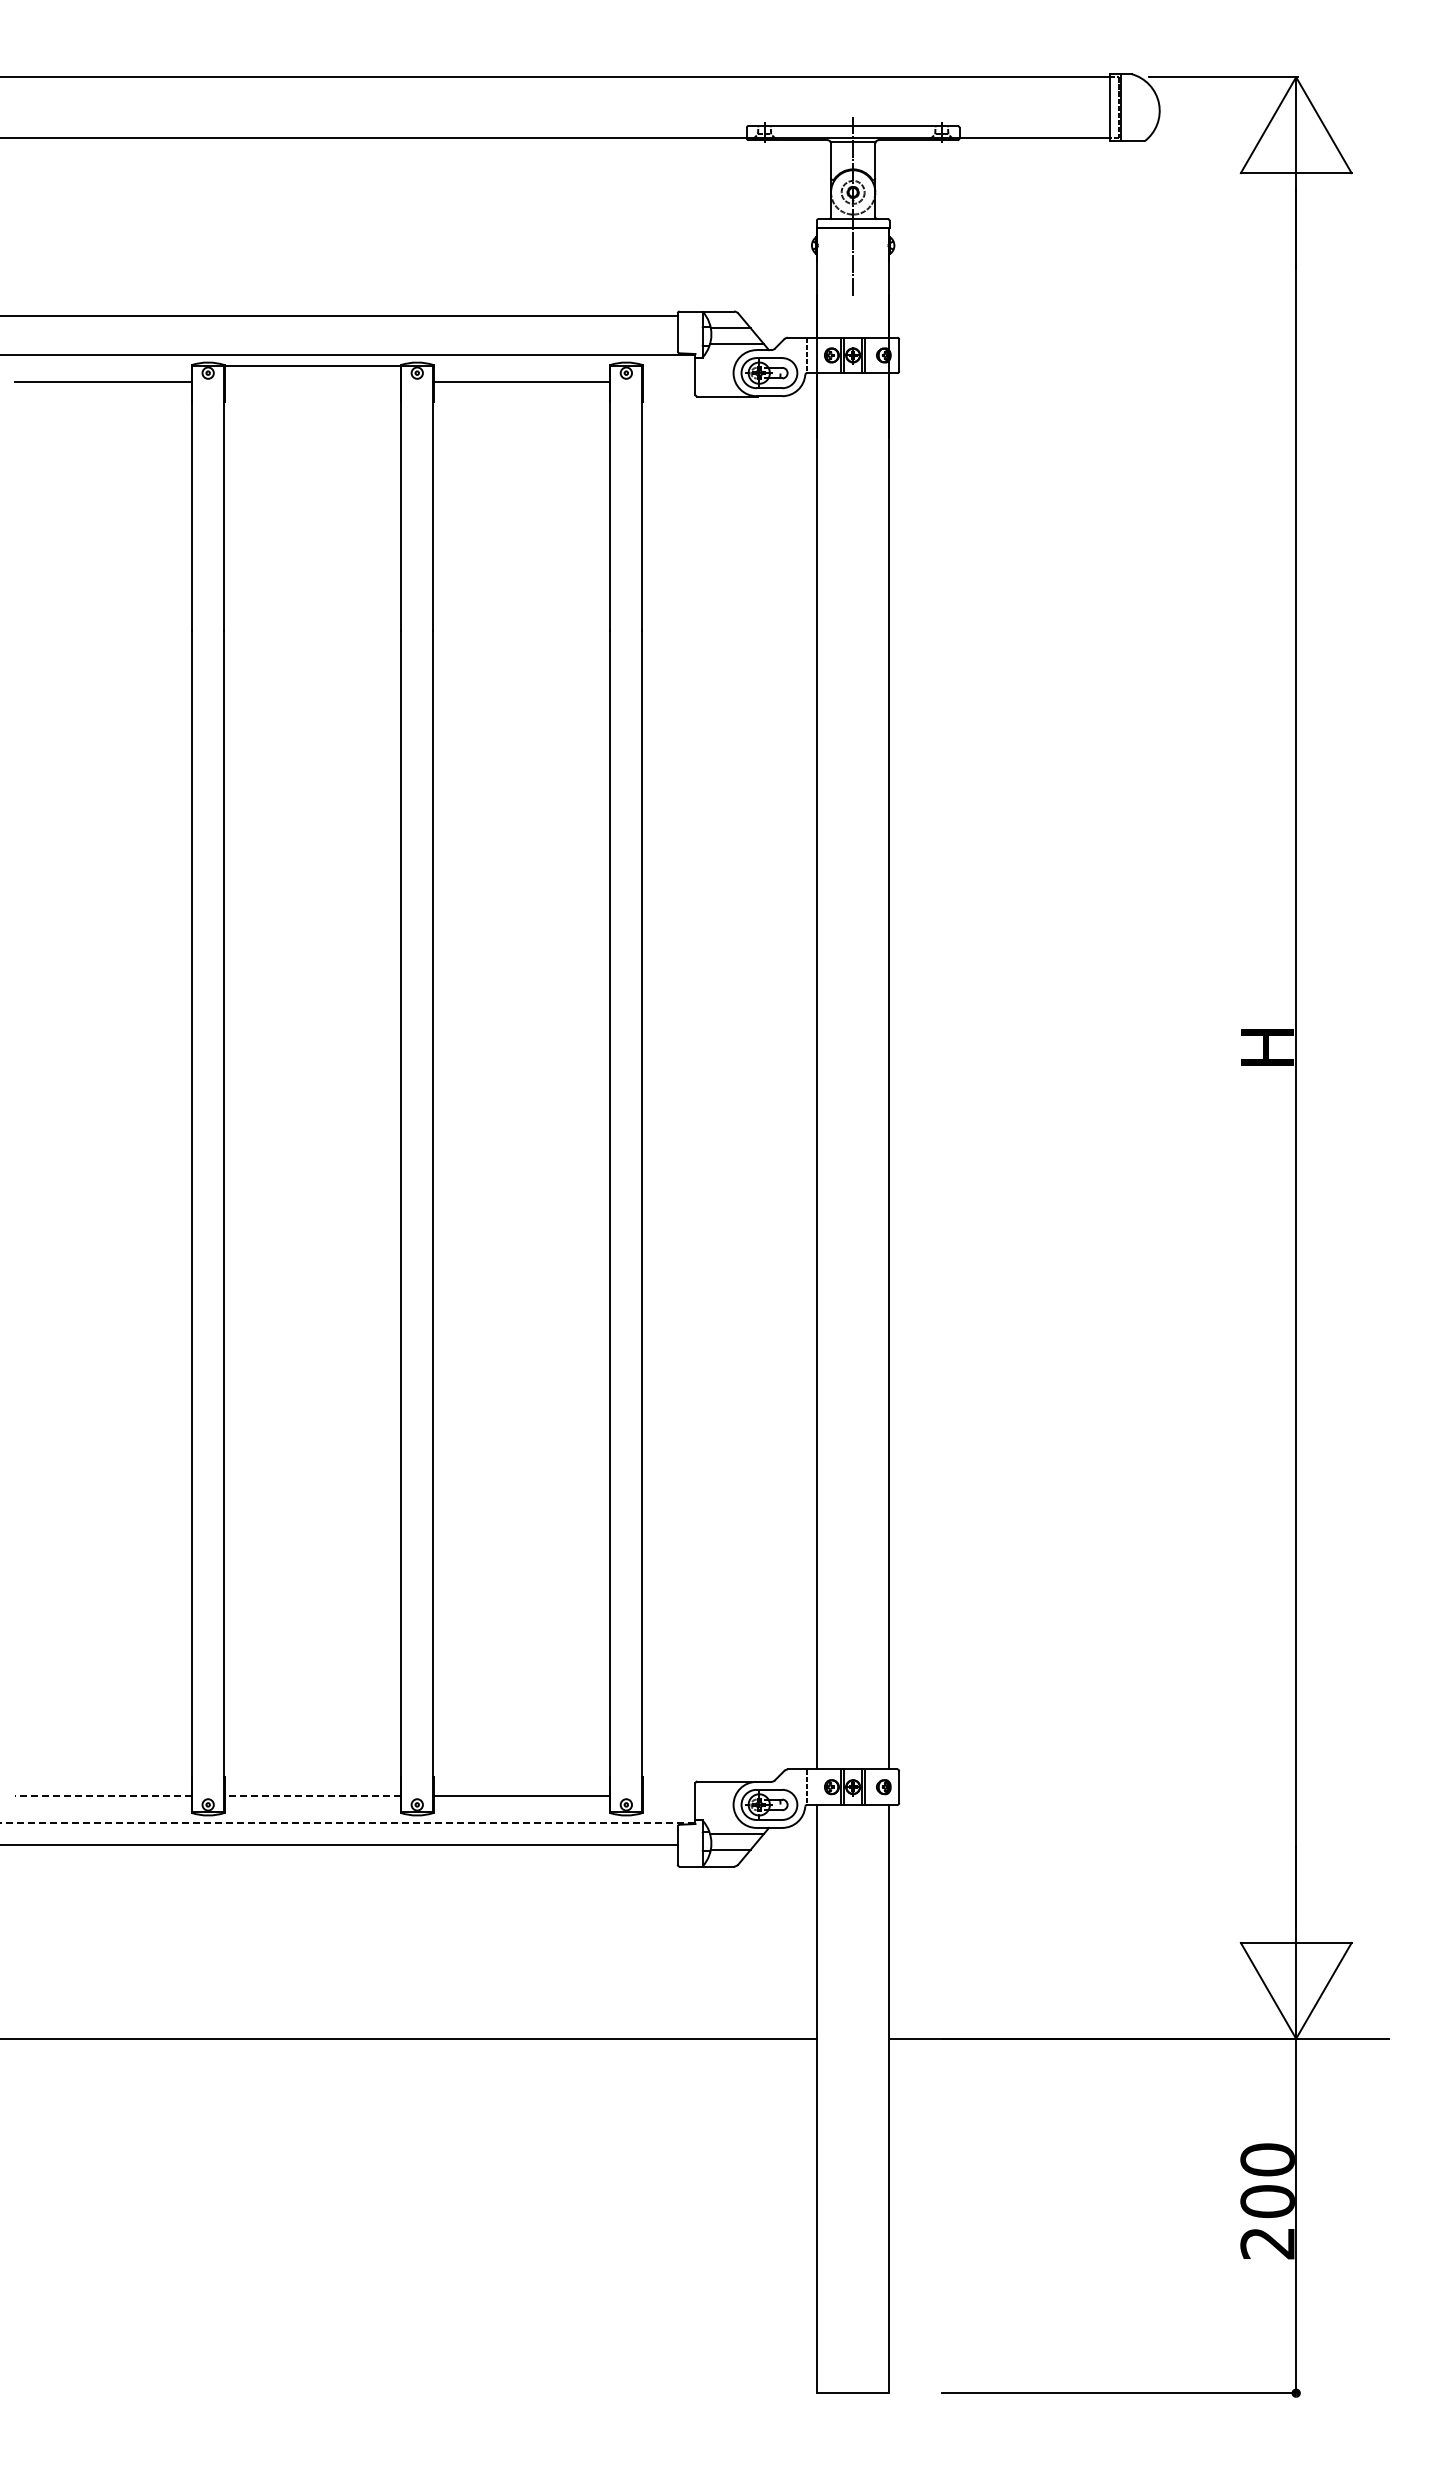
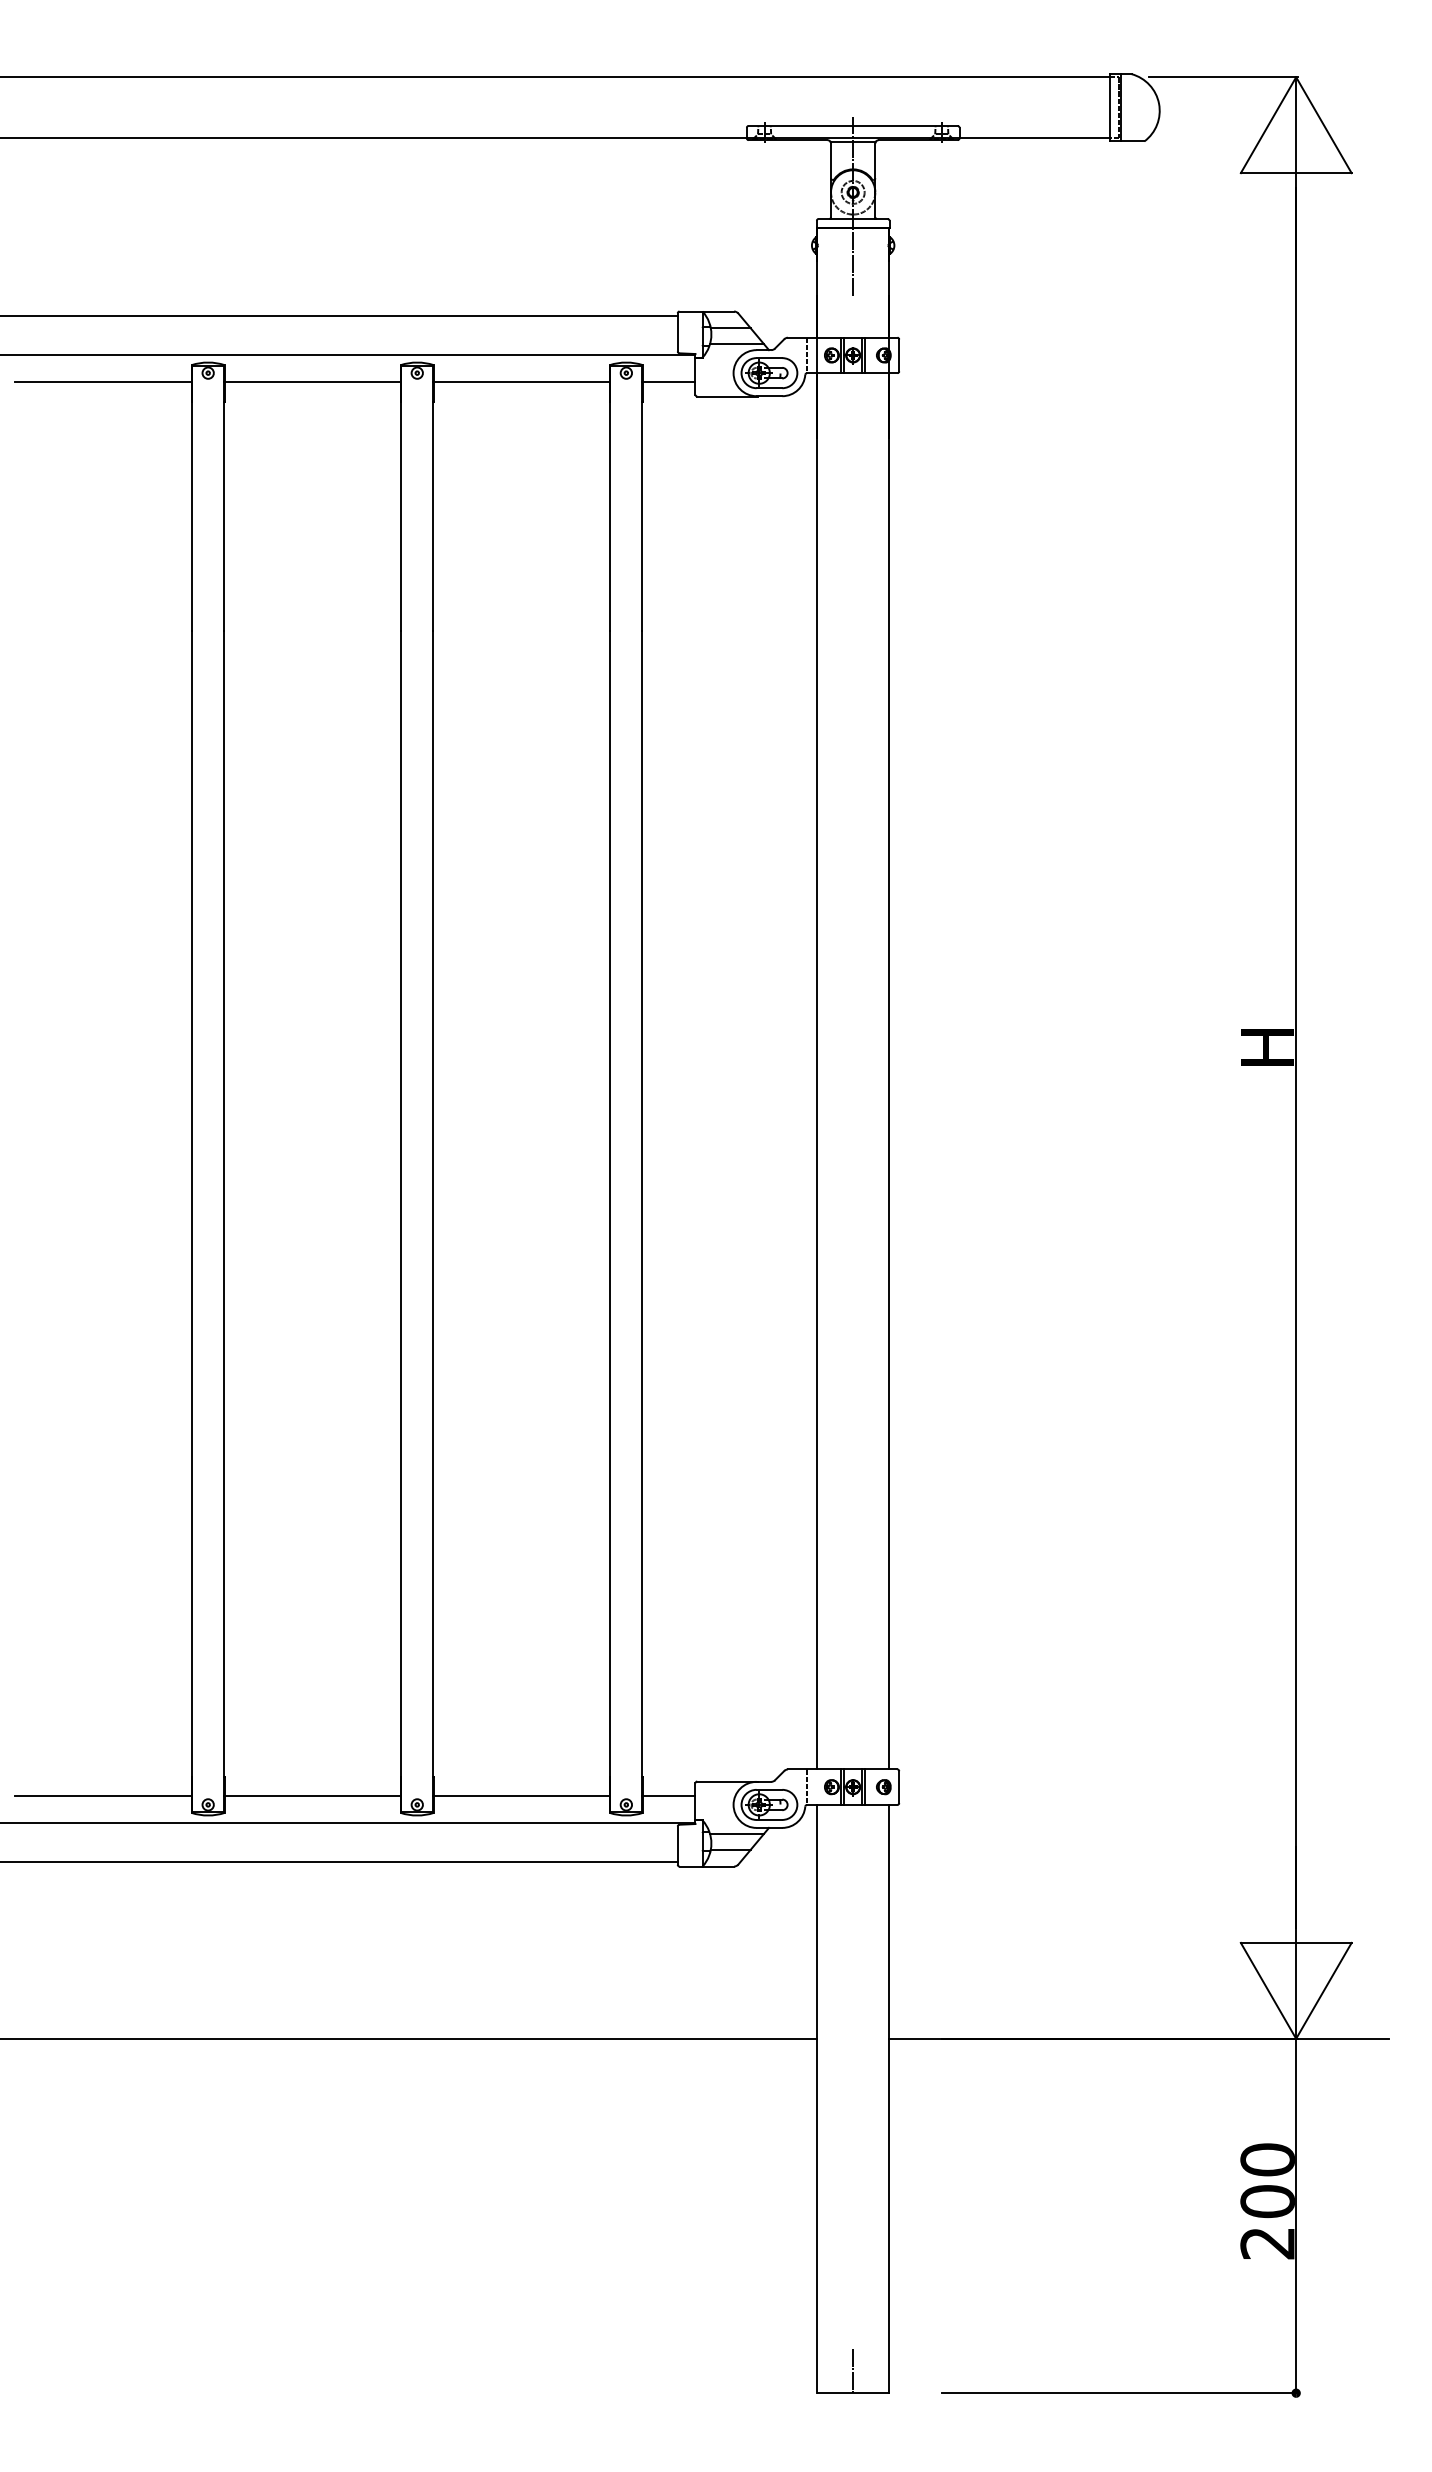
line position: (312, 366) -> (312, 382) (312, 382)
line: none -> present (668, 382)
line: dashed -> solid (103, 1796)
line: dashed -> solid (312, 1796)
line: none -> present (668, 1796)
line: dashed -> solid (347, 1822)
line position: (339, 1844) -> (339, 1861) (339, 1861)
line: none -> present (853, 2370)
